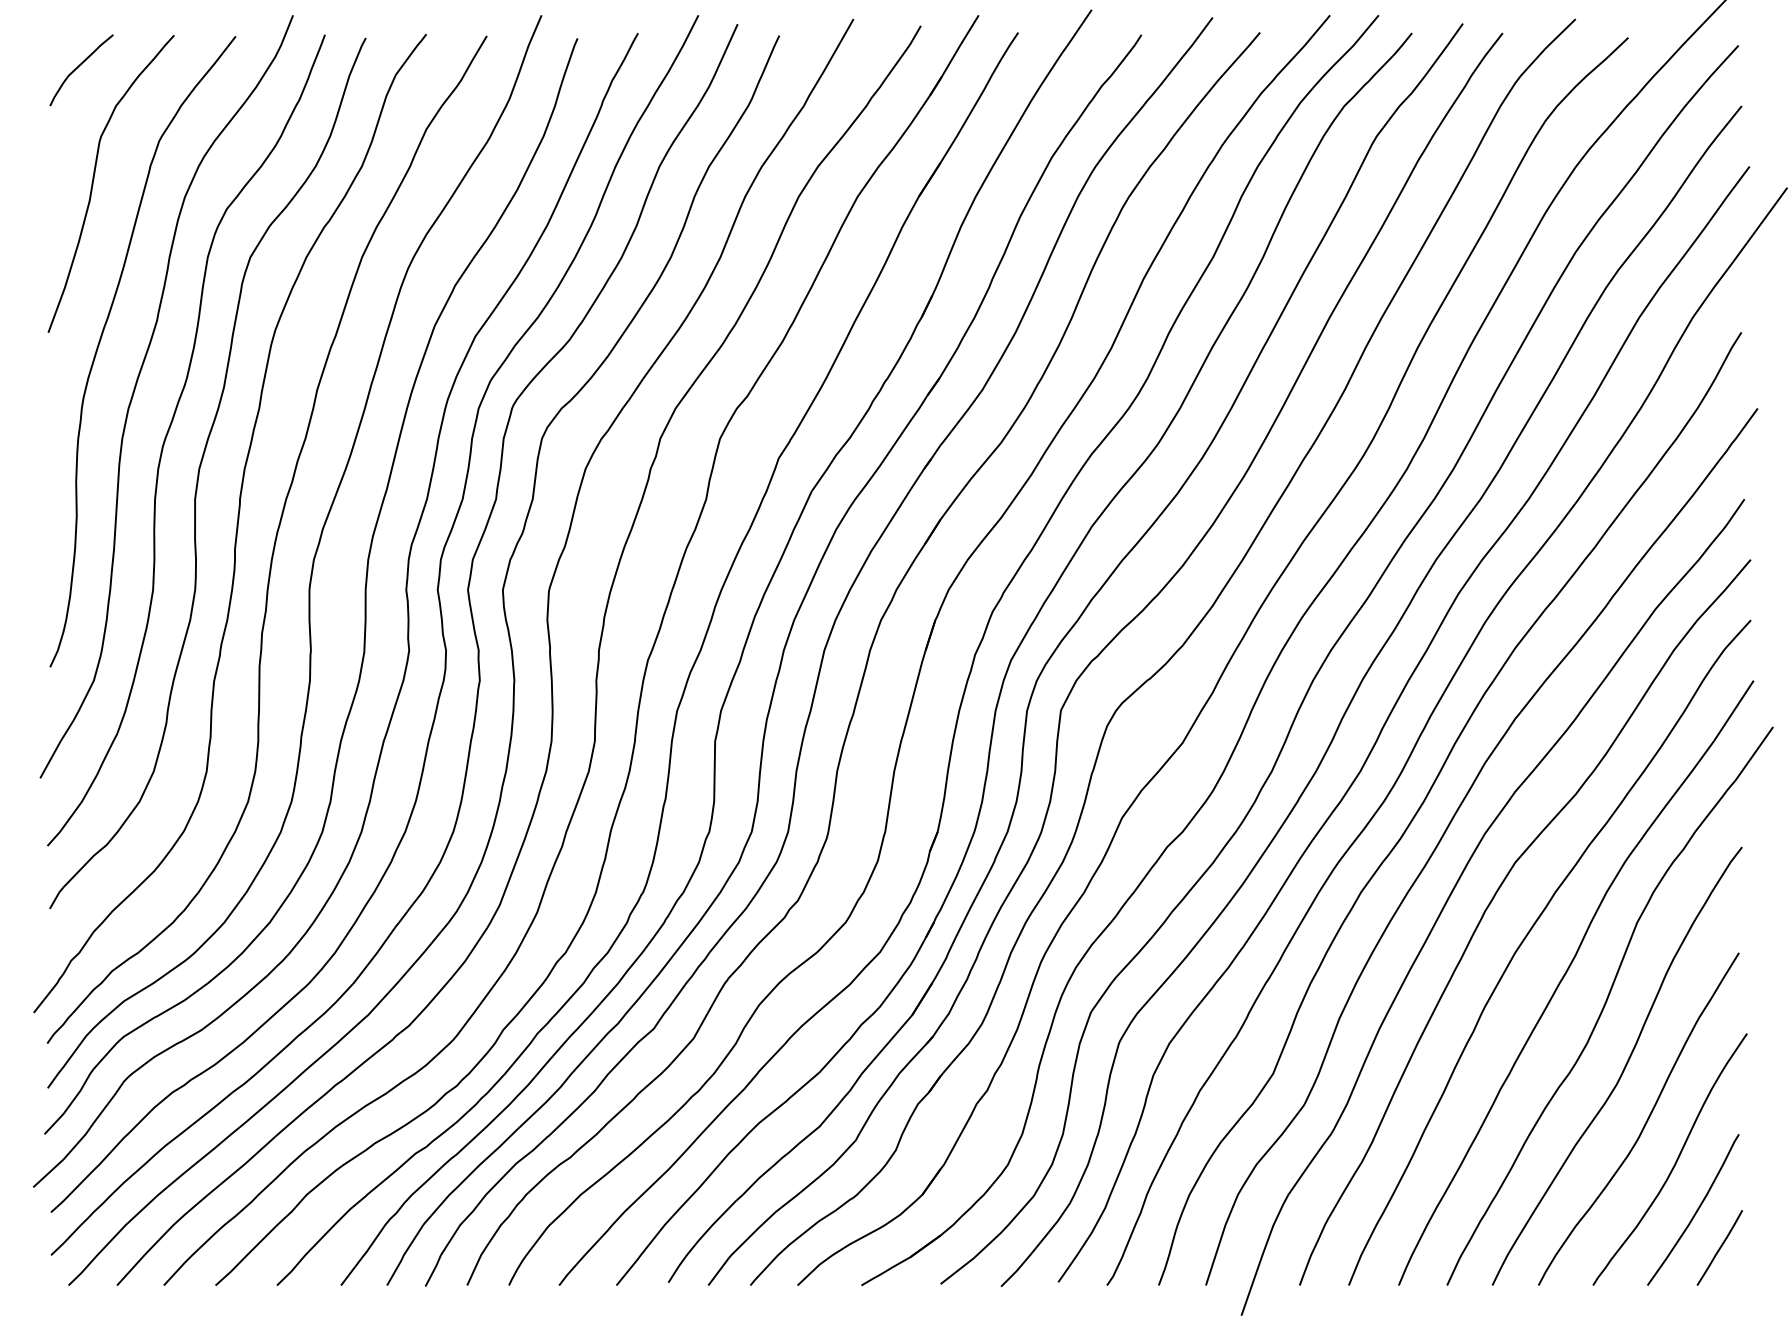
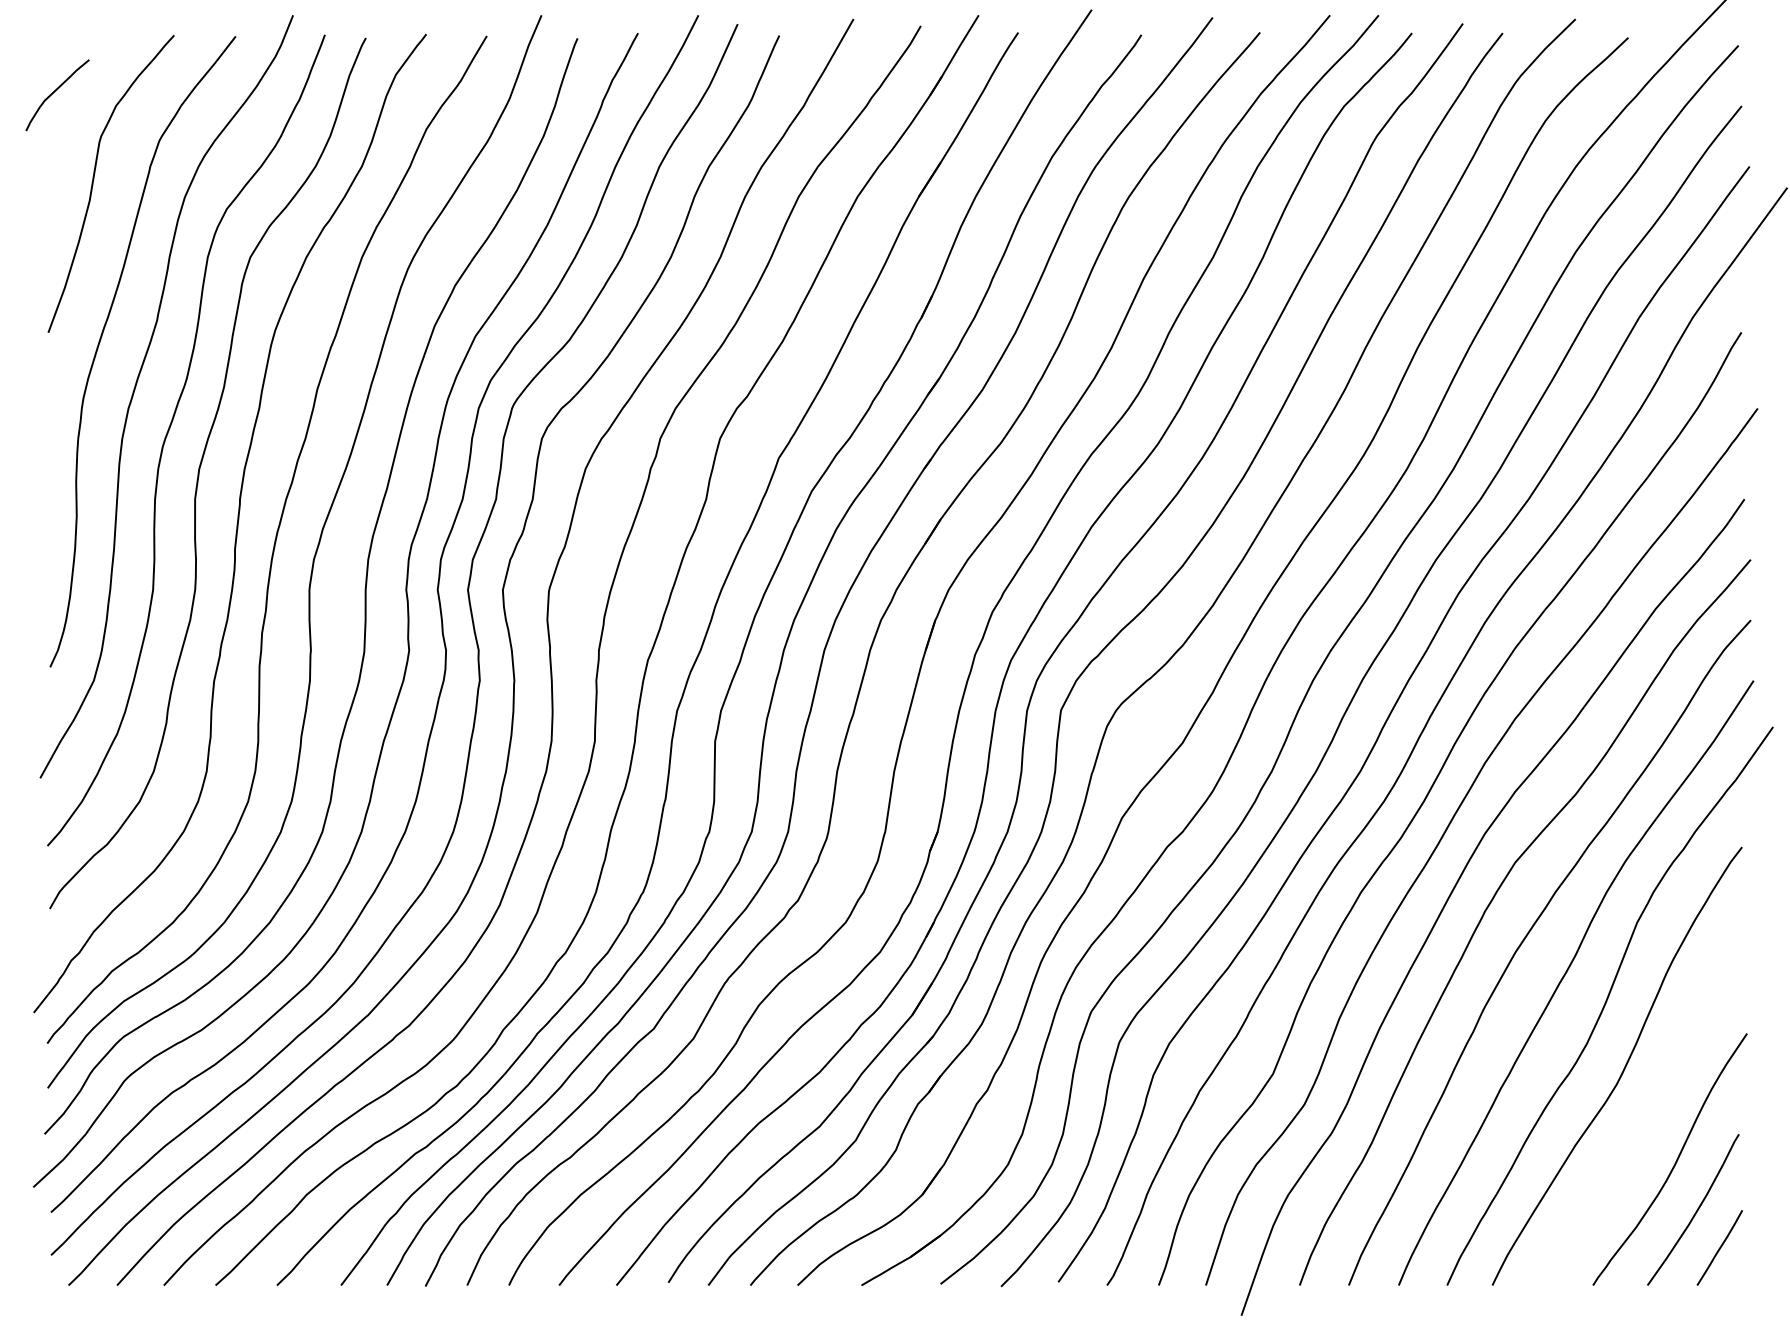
curve position: (78, 67) -> (54, 92) (54, 92)
curve: present -> none (1645, 1122)
